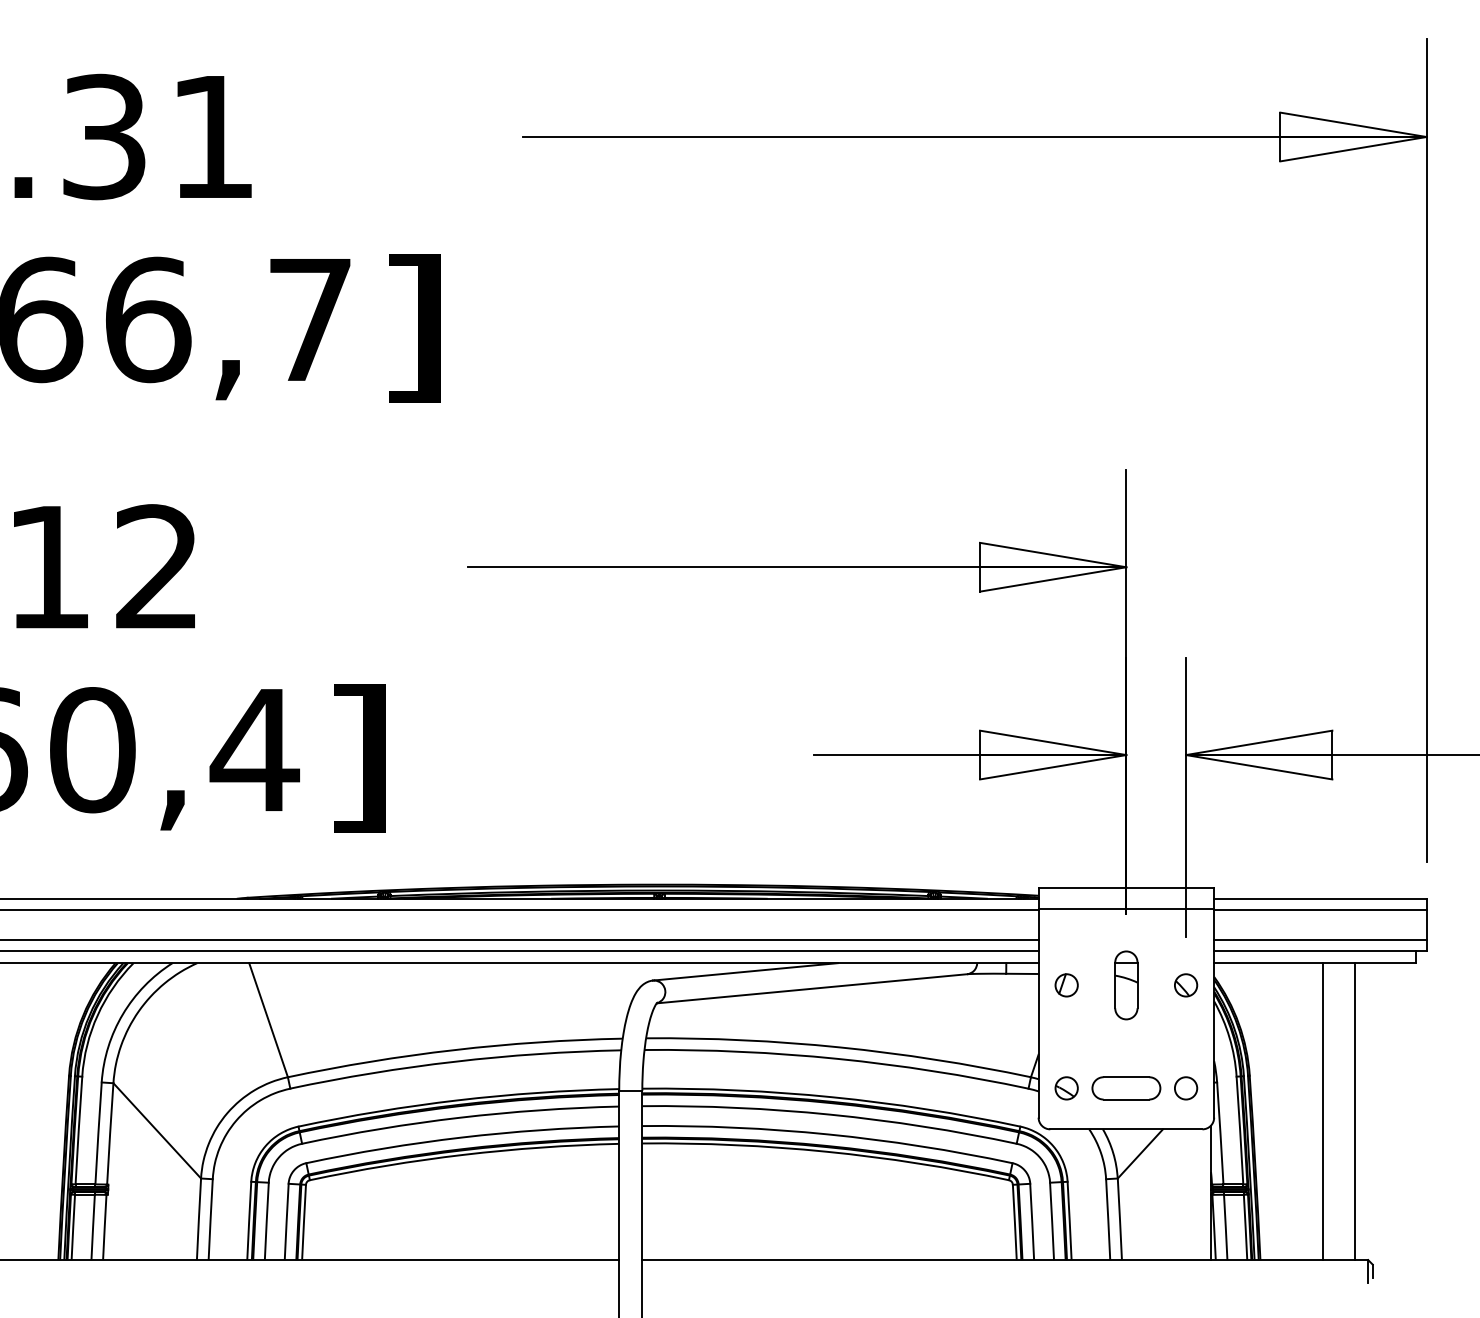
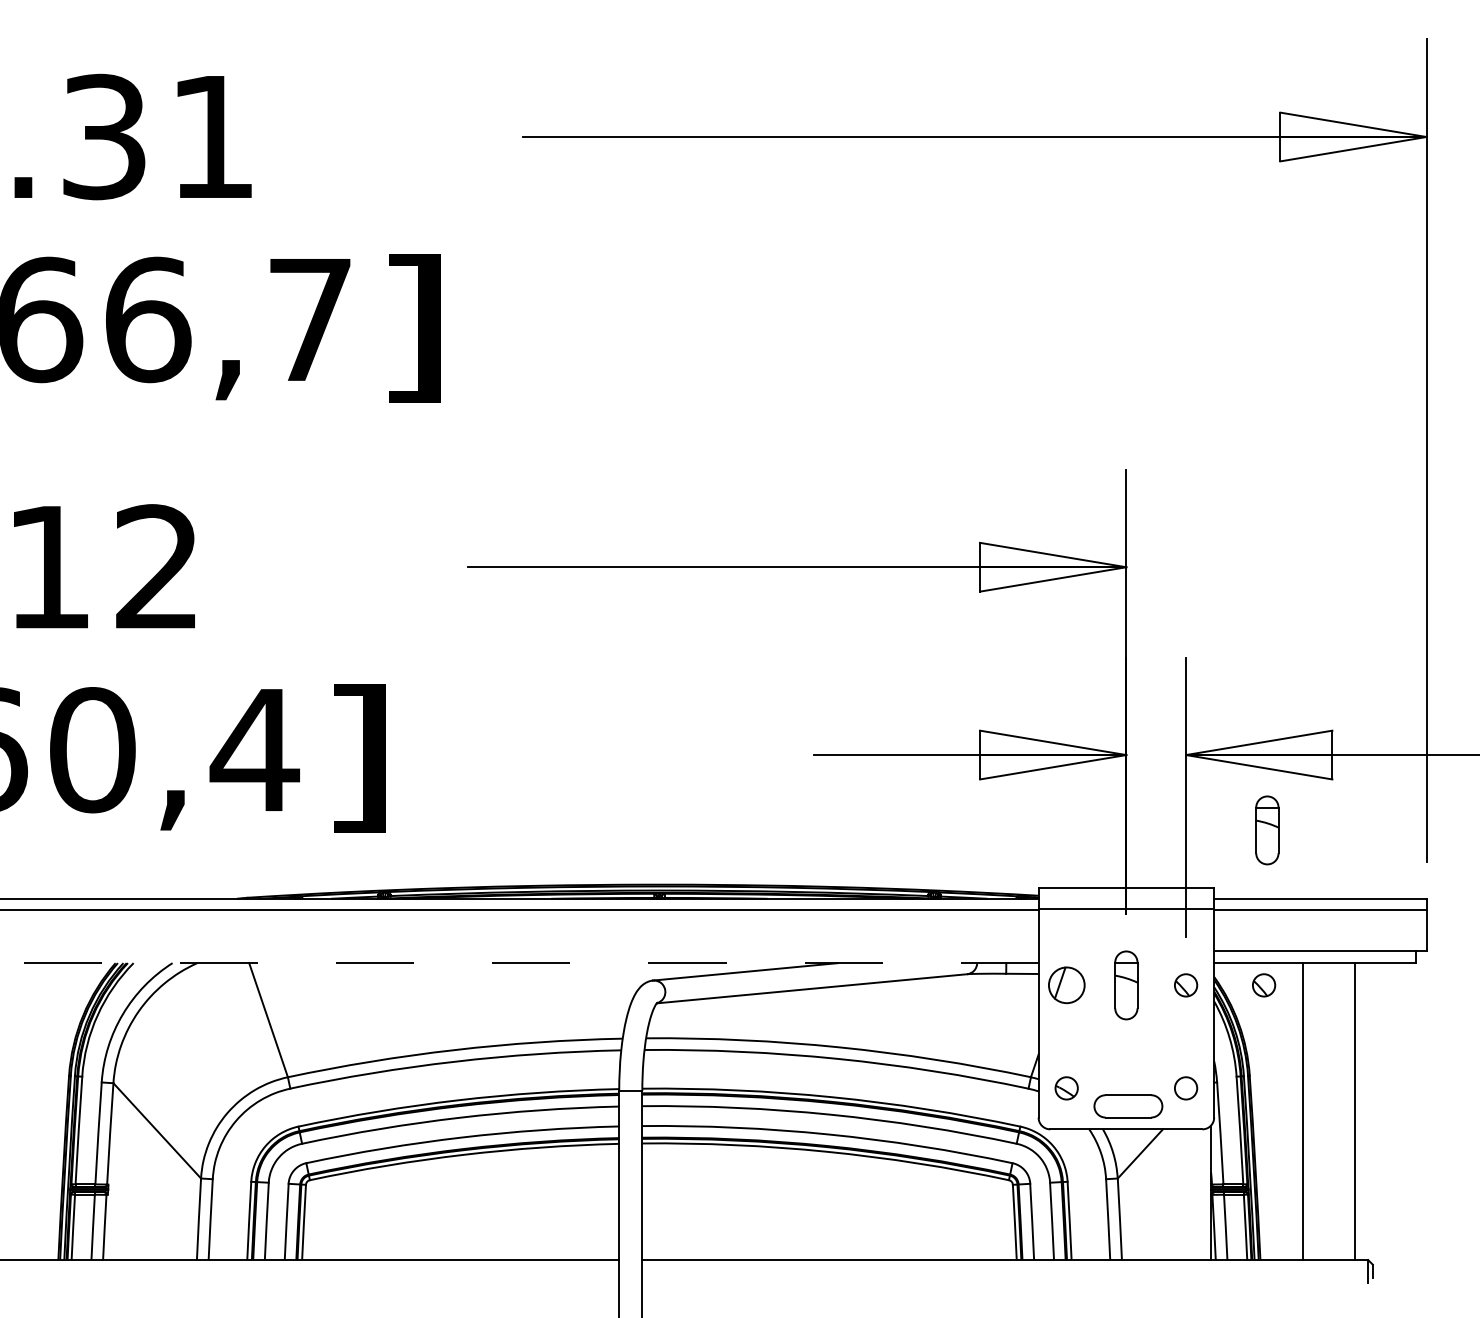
part: none -> present (1267, 830)
line: present -> none (520, 939)
line: present -> none (1320, 939)
line: present -> none (520, 951)
line: solid -> dashed (519, 963)
part size: 25x25 px -> 38x39 px (1066, 985)
part: none -> present (1264, 985)
part position: (1126, 1088) -> (1128, 1106) (1128, 1106)
line position: (1322, 1111) -> (1302, 1111) (1302, 1111)
